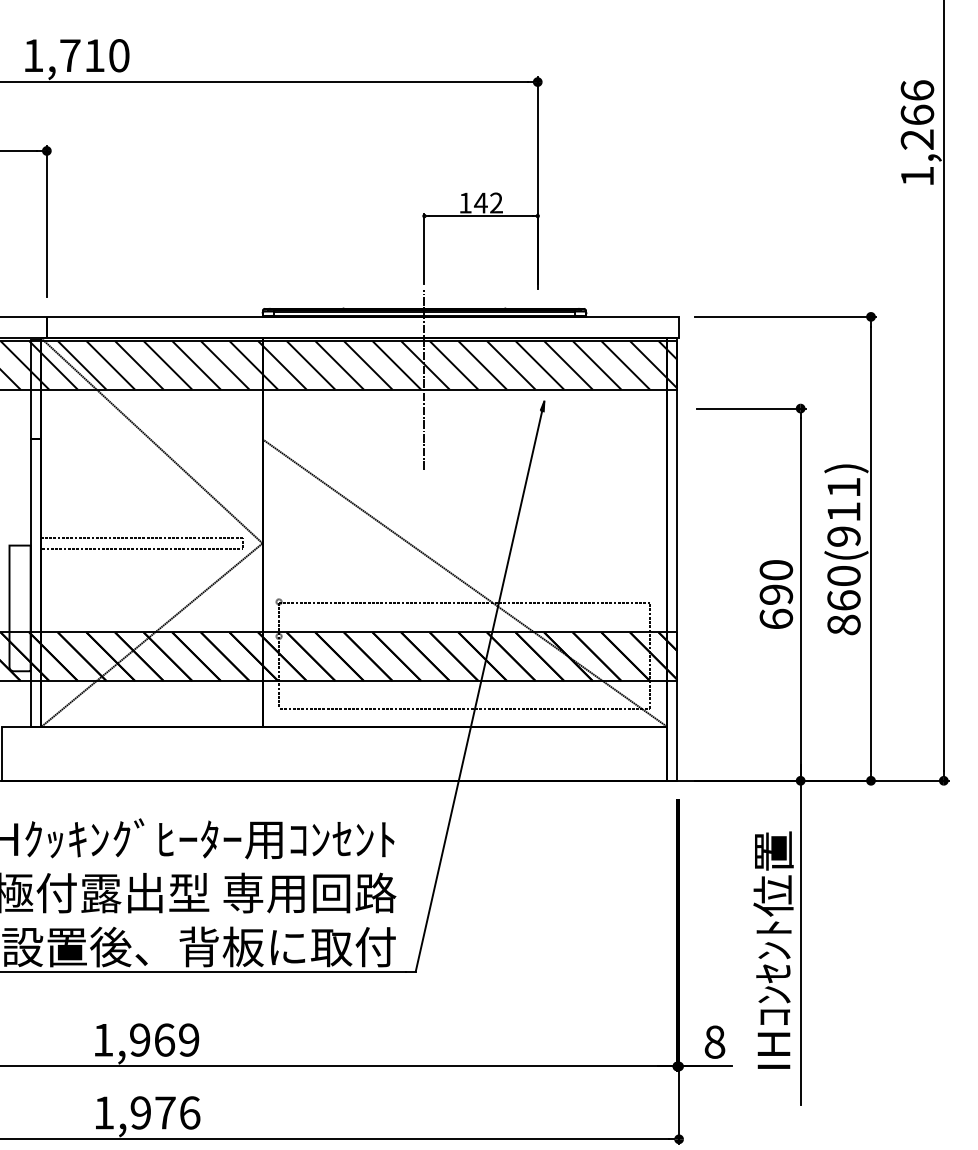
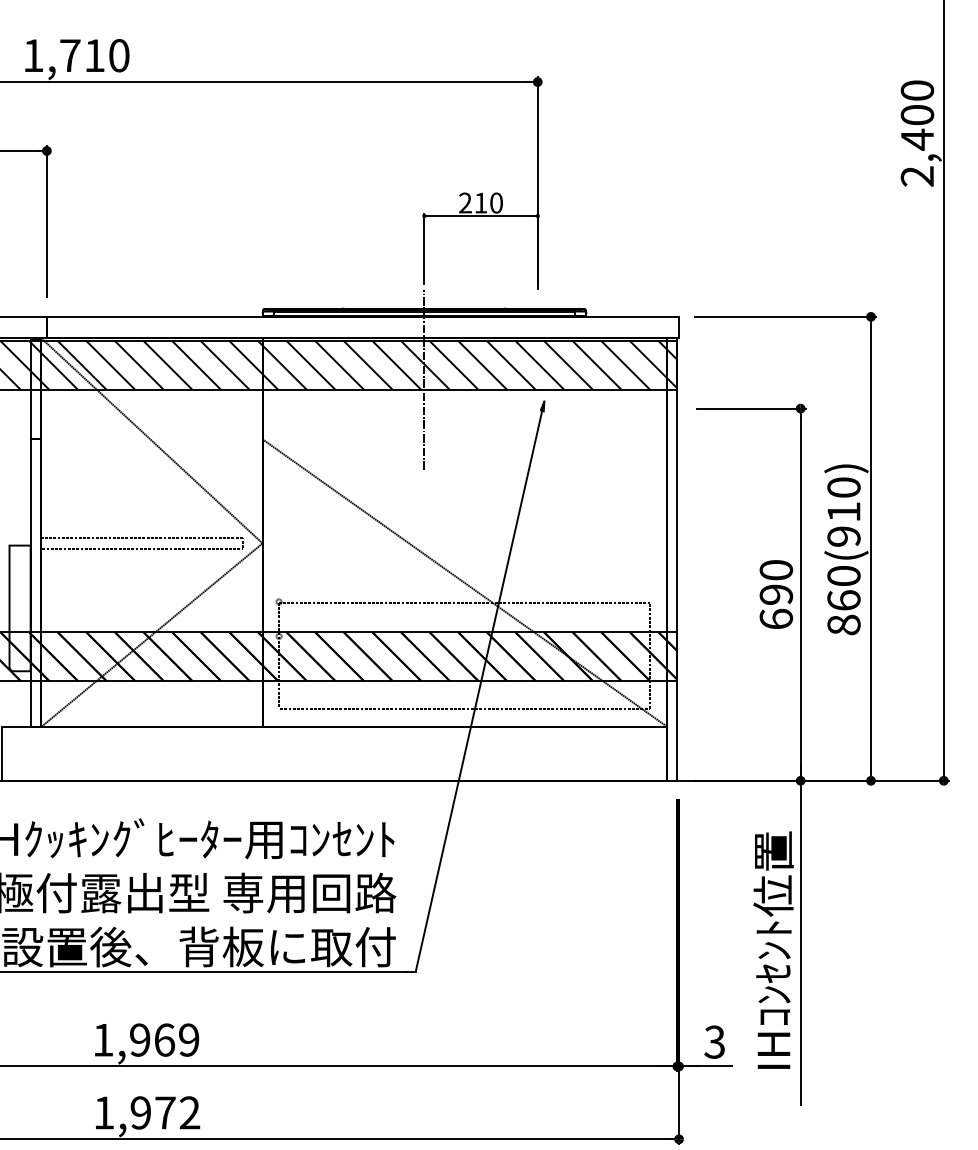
text: 1,266 -> 2,400 (917, 133)
text: 142 -> 210 (480, 202)
text: 860(911) -> 860(910) (843, 487)
text: 8 -> 3 (714, 1041)
text: 1,976 -> 1,972 (189, 1112)
